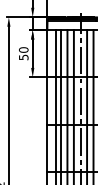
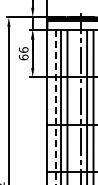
text: 50 -> 66 (23, 53)
line: present -> none (73, 105)
line: solid -> dashed (55, 107)
